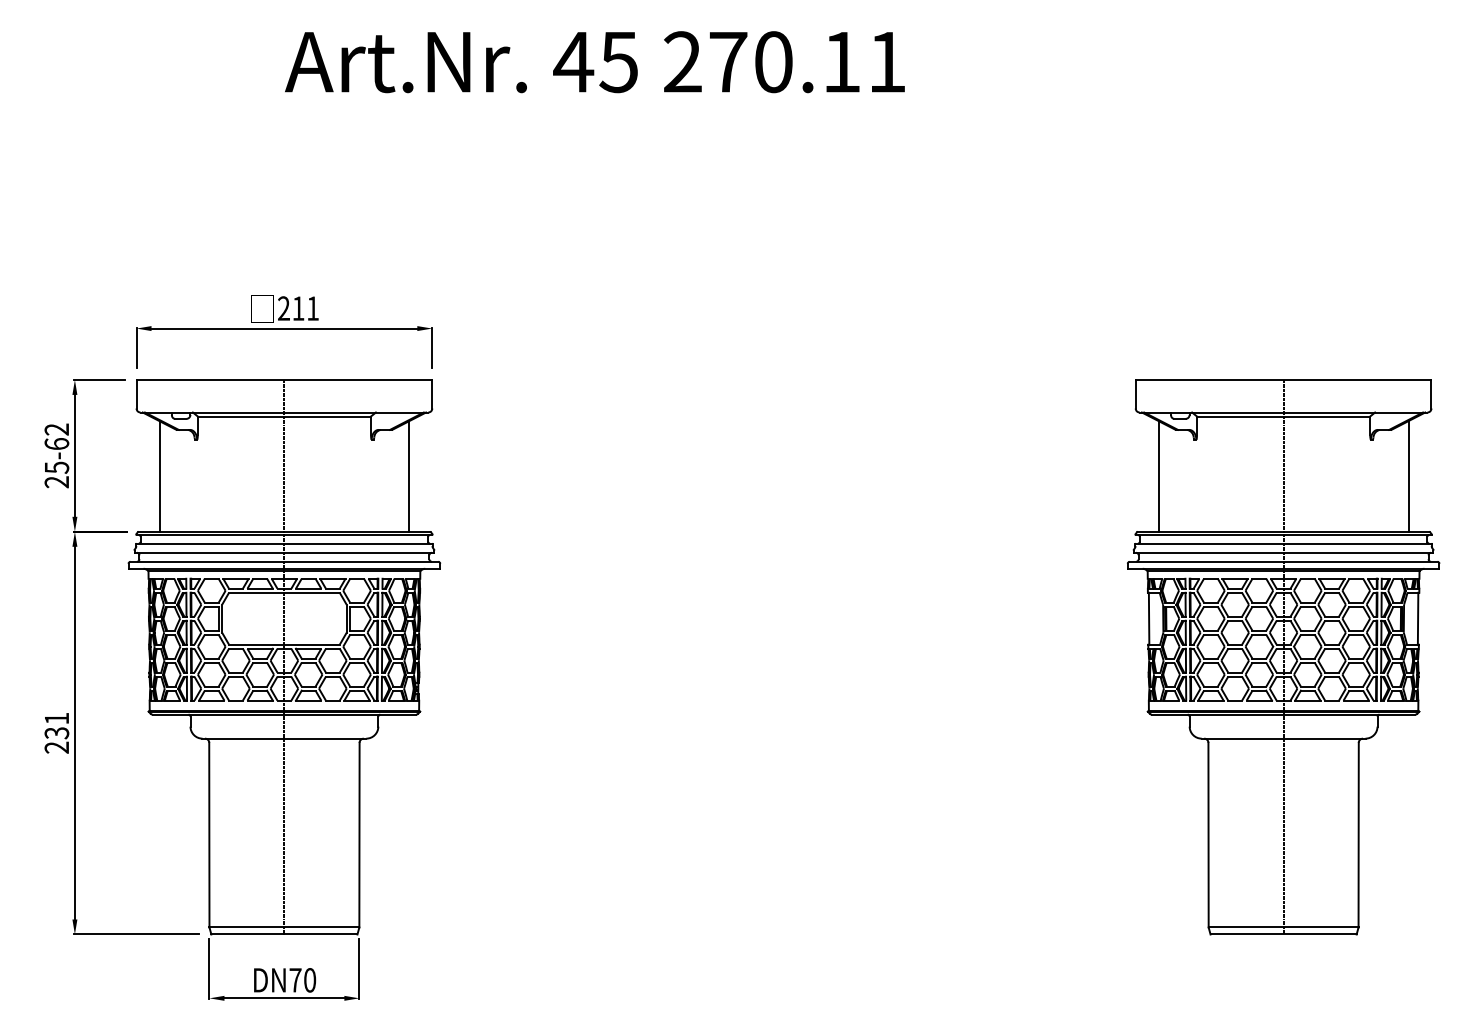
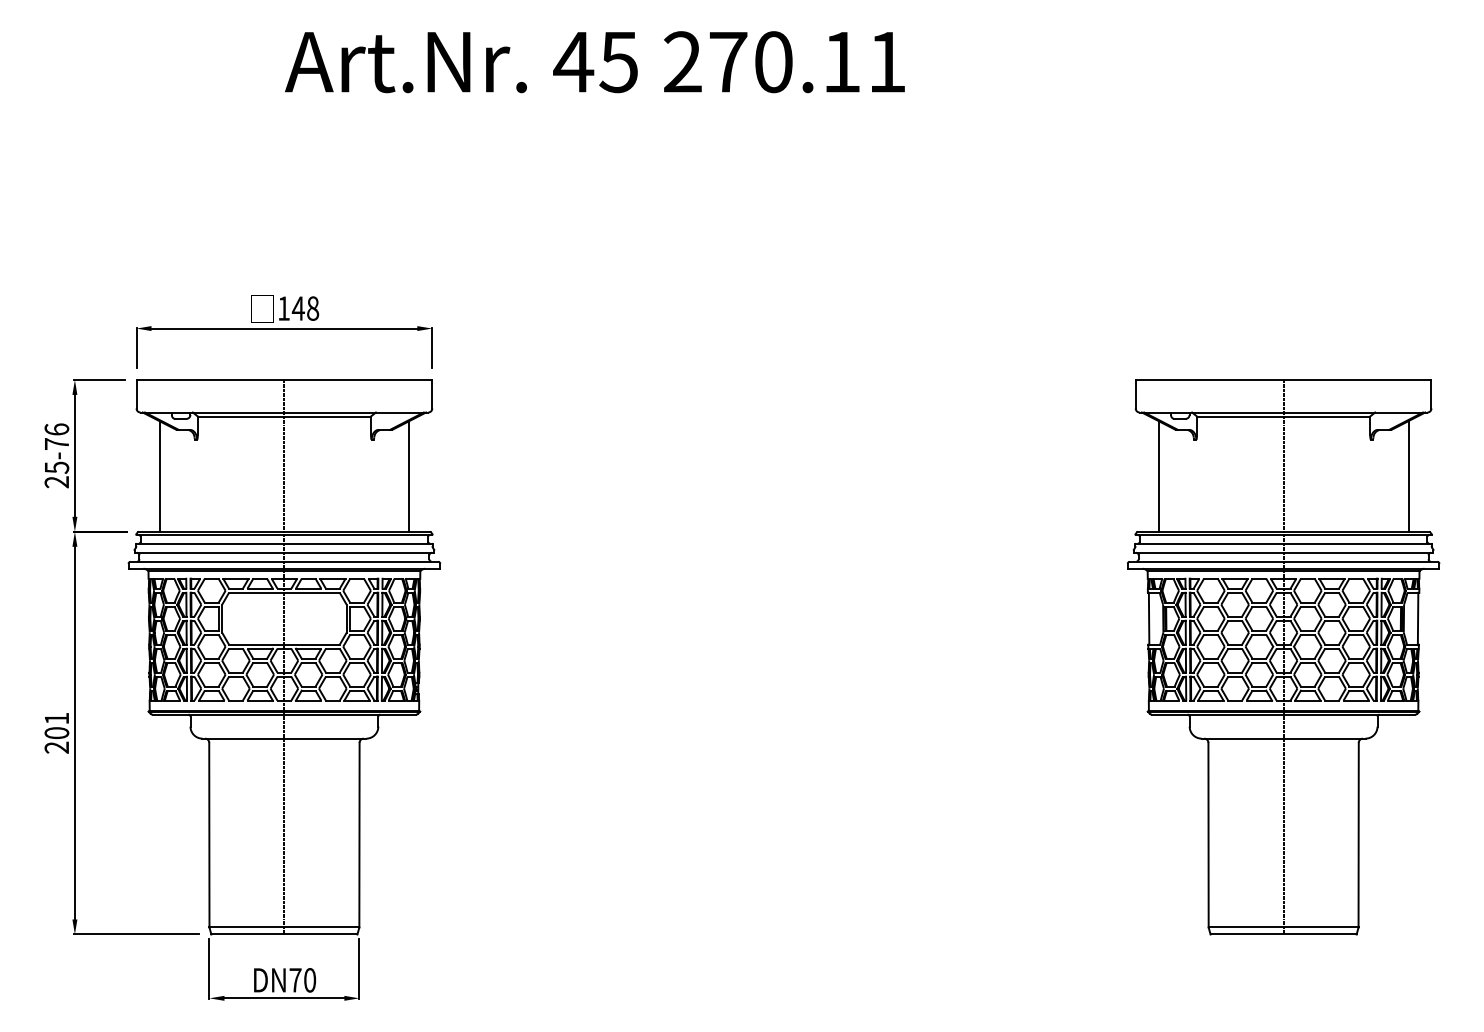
text: 211 -> 148 (298, 308)
text: 25-62 -> 25-76 (56, 436)
text: 231 -> 201 (56, 733)
